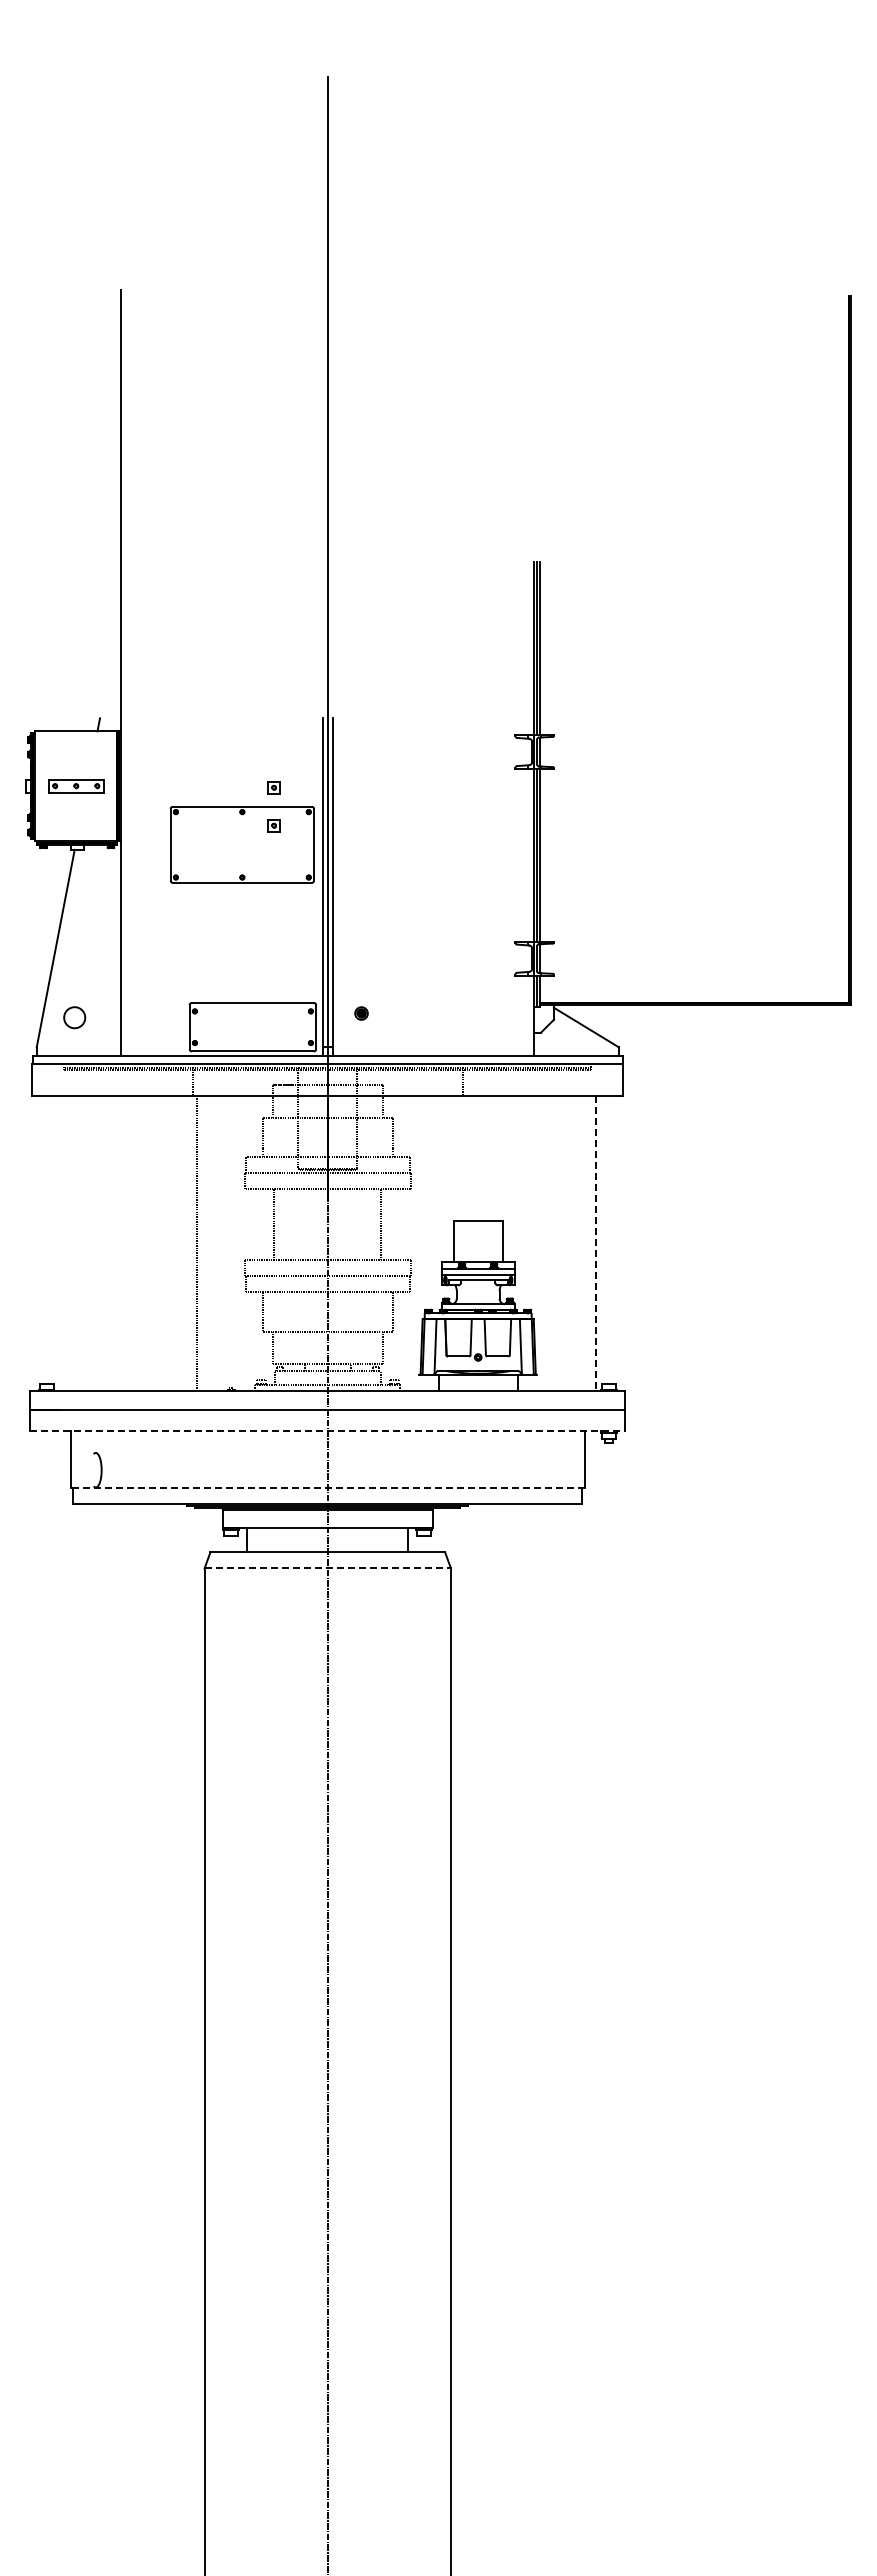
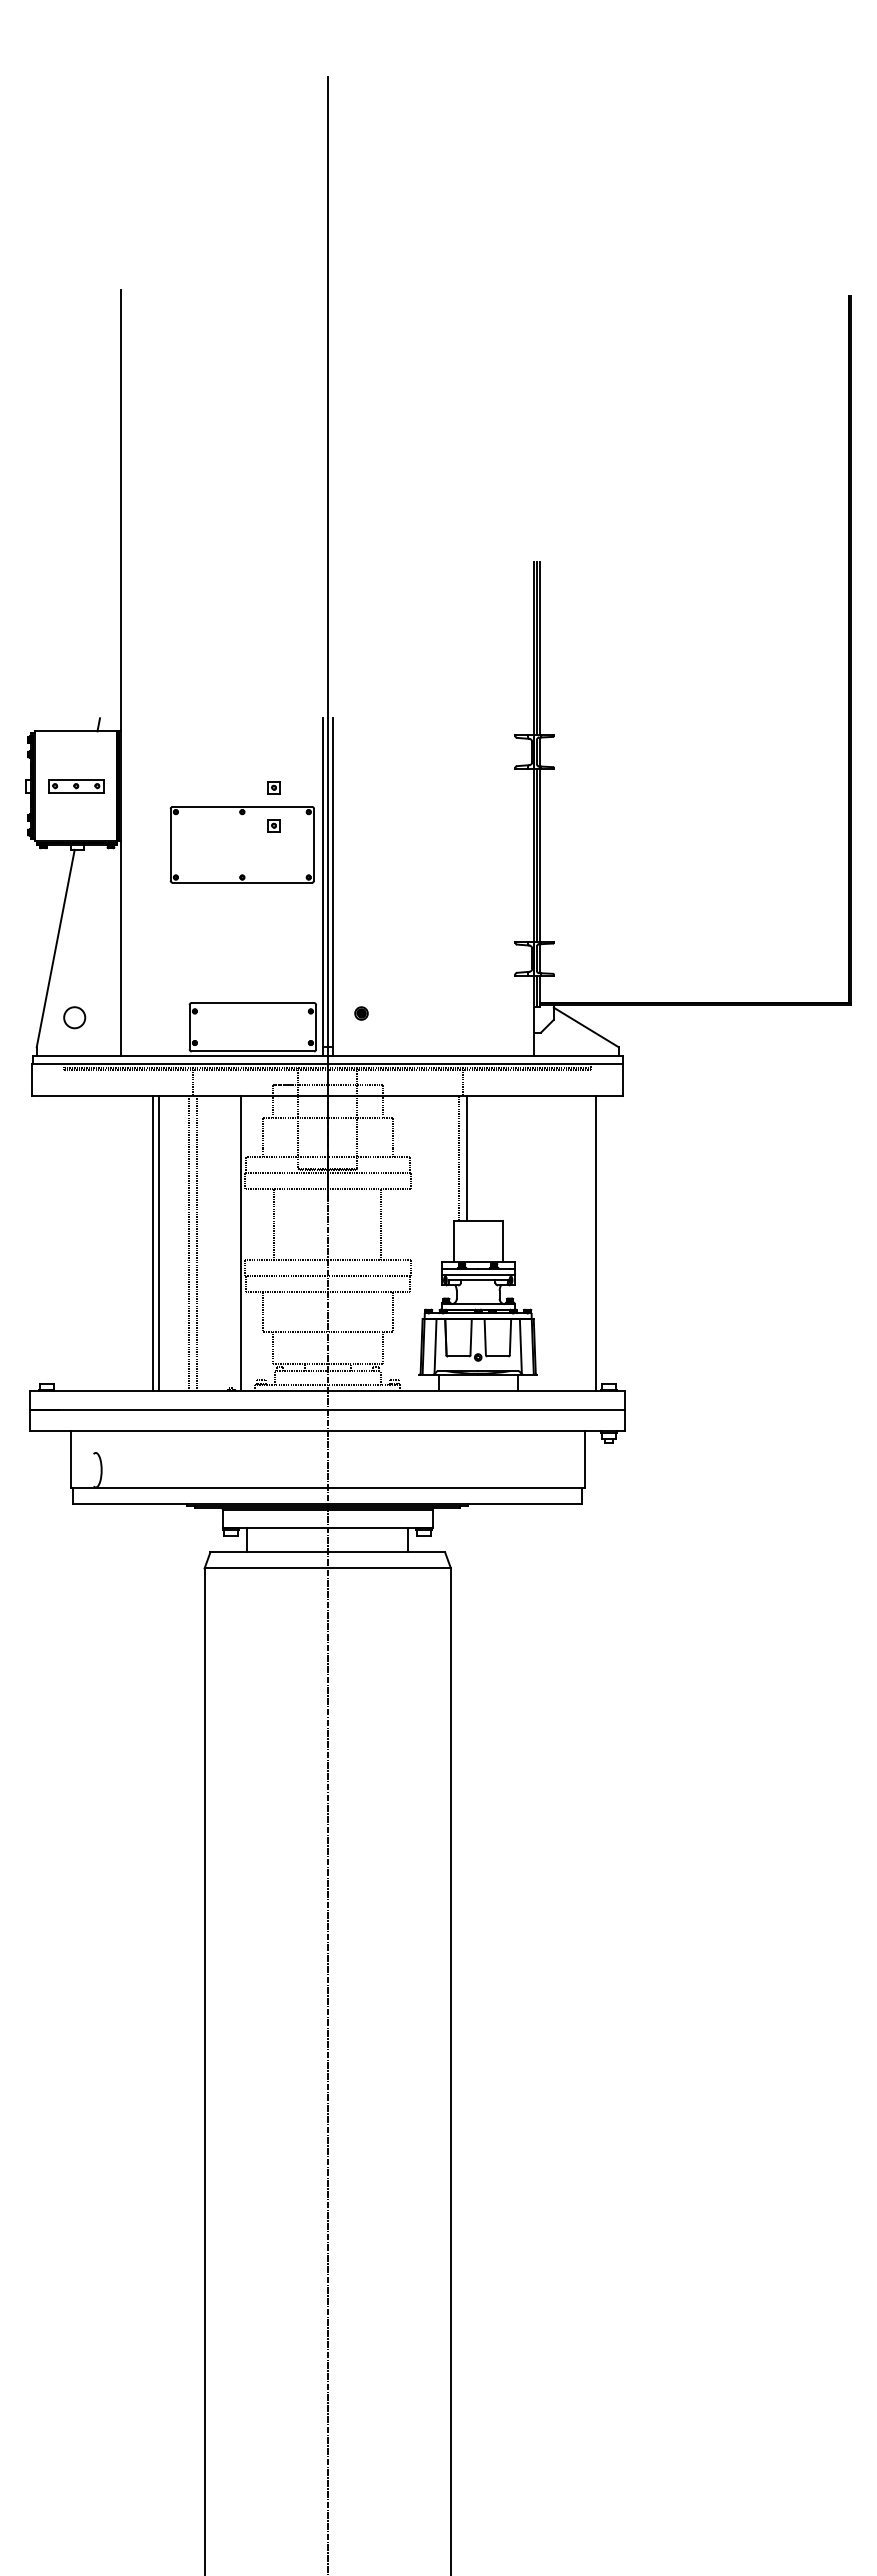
line: none -> present (459, 1158)
line: none -> present (467, 1158)
line: none -> present (152, 1243)
line: none -> present (158, 1243)
line: none -> present (188, 1243)
line: none -> present (241, 1243)
line: dashed -> solid (595, 1244)
line: dashed -> solid (328, 1431)
line: dashed -> solid (327, 1487)
line: dashed -> solid (328, 1568)
